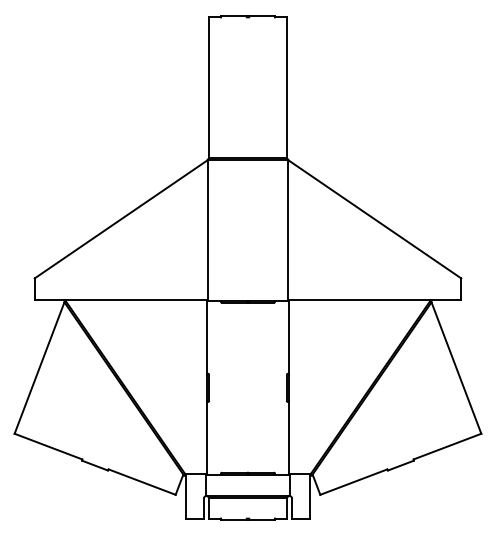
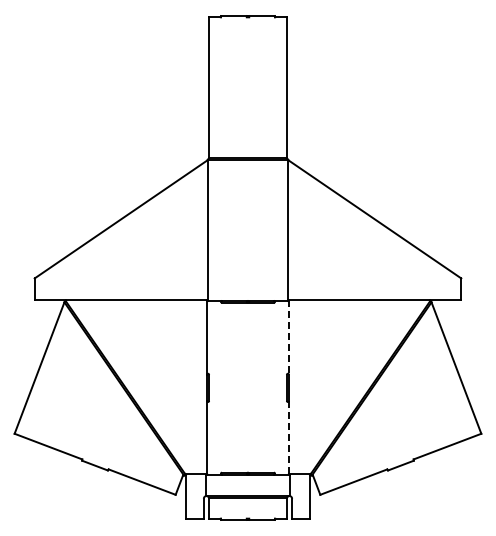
line: solid -> dashed (289, 338)
line: solid -> dashed (289, 437)
